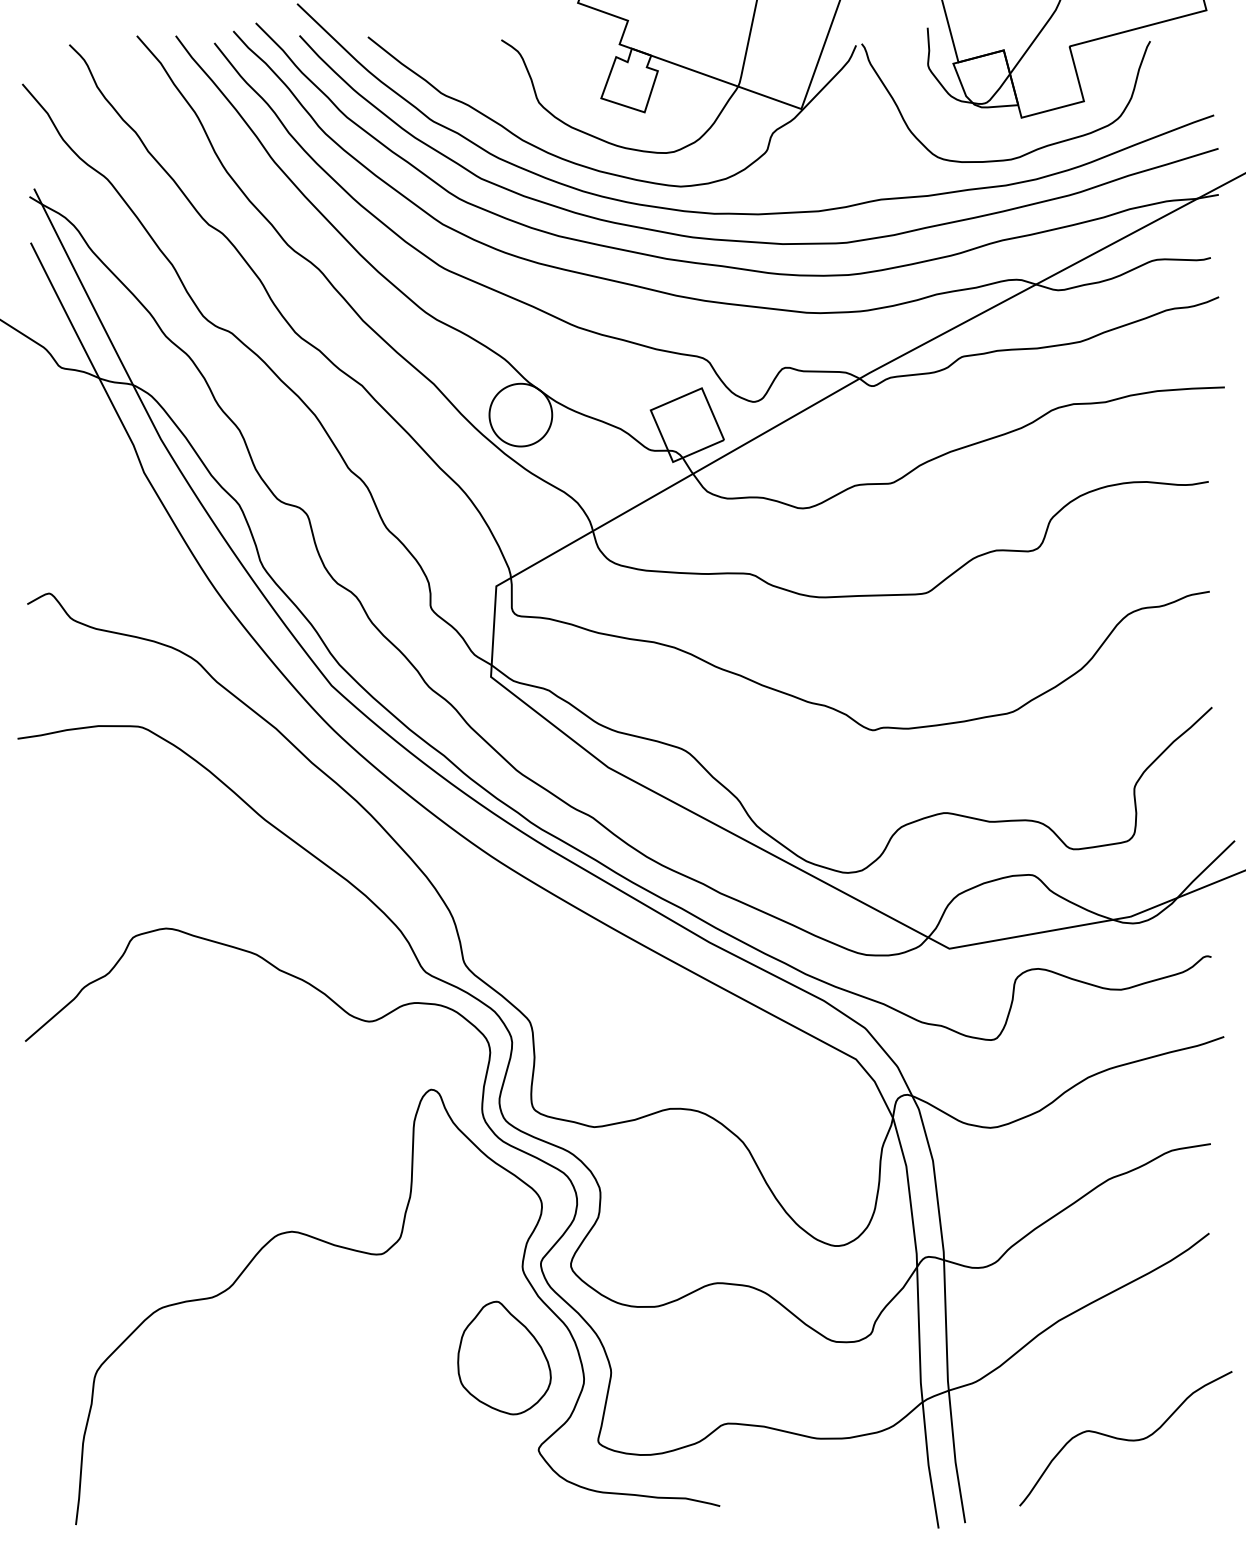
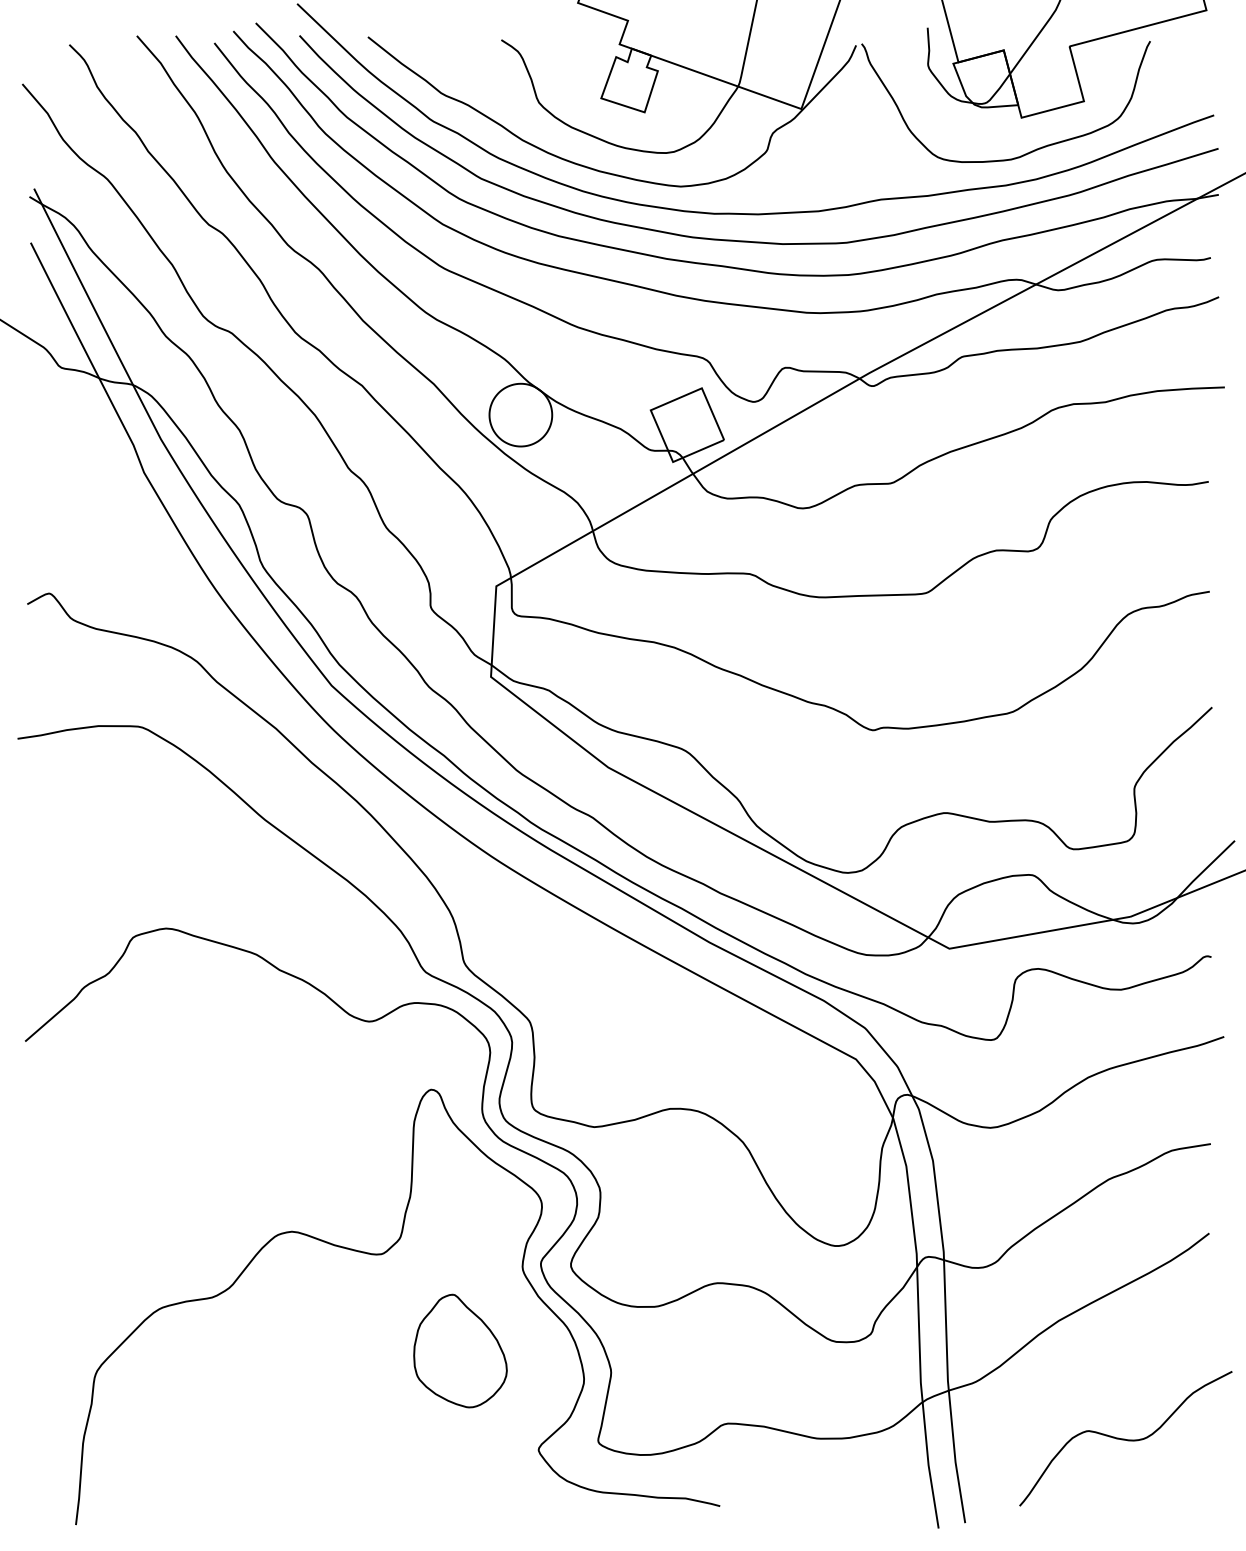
part position: (504, 1357) -> (460, 1350) (460, 1350)
